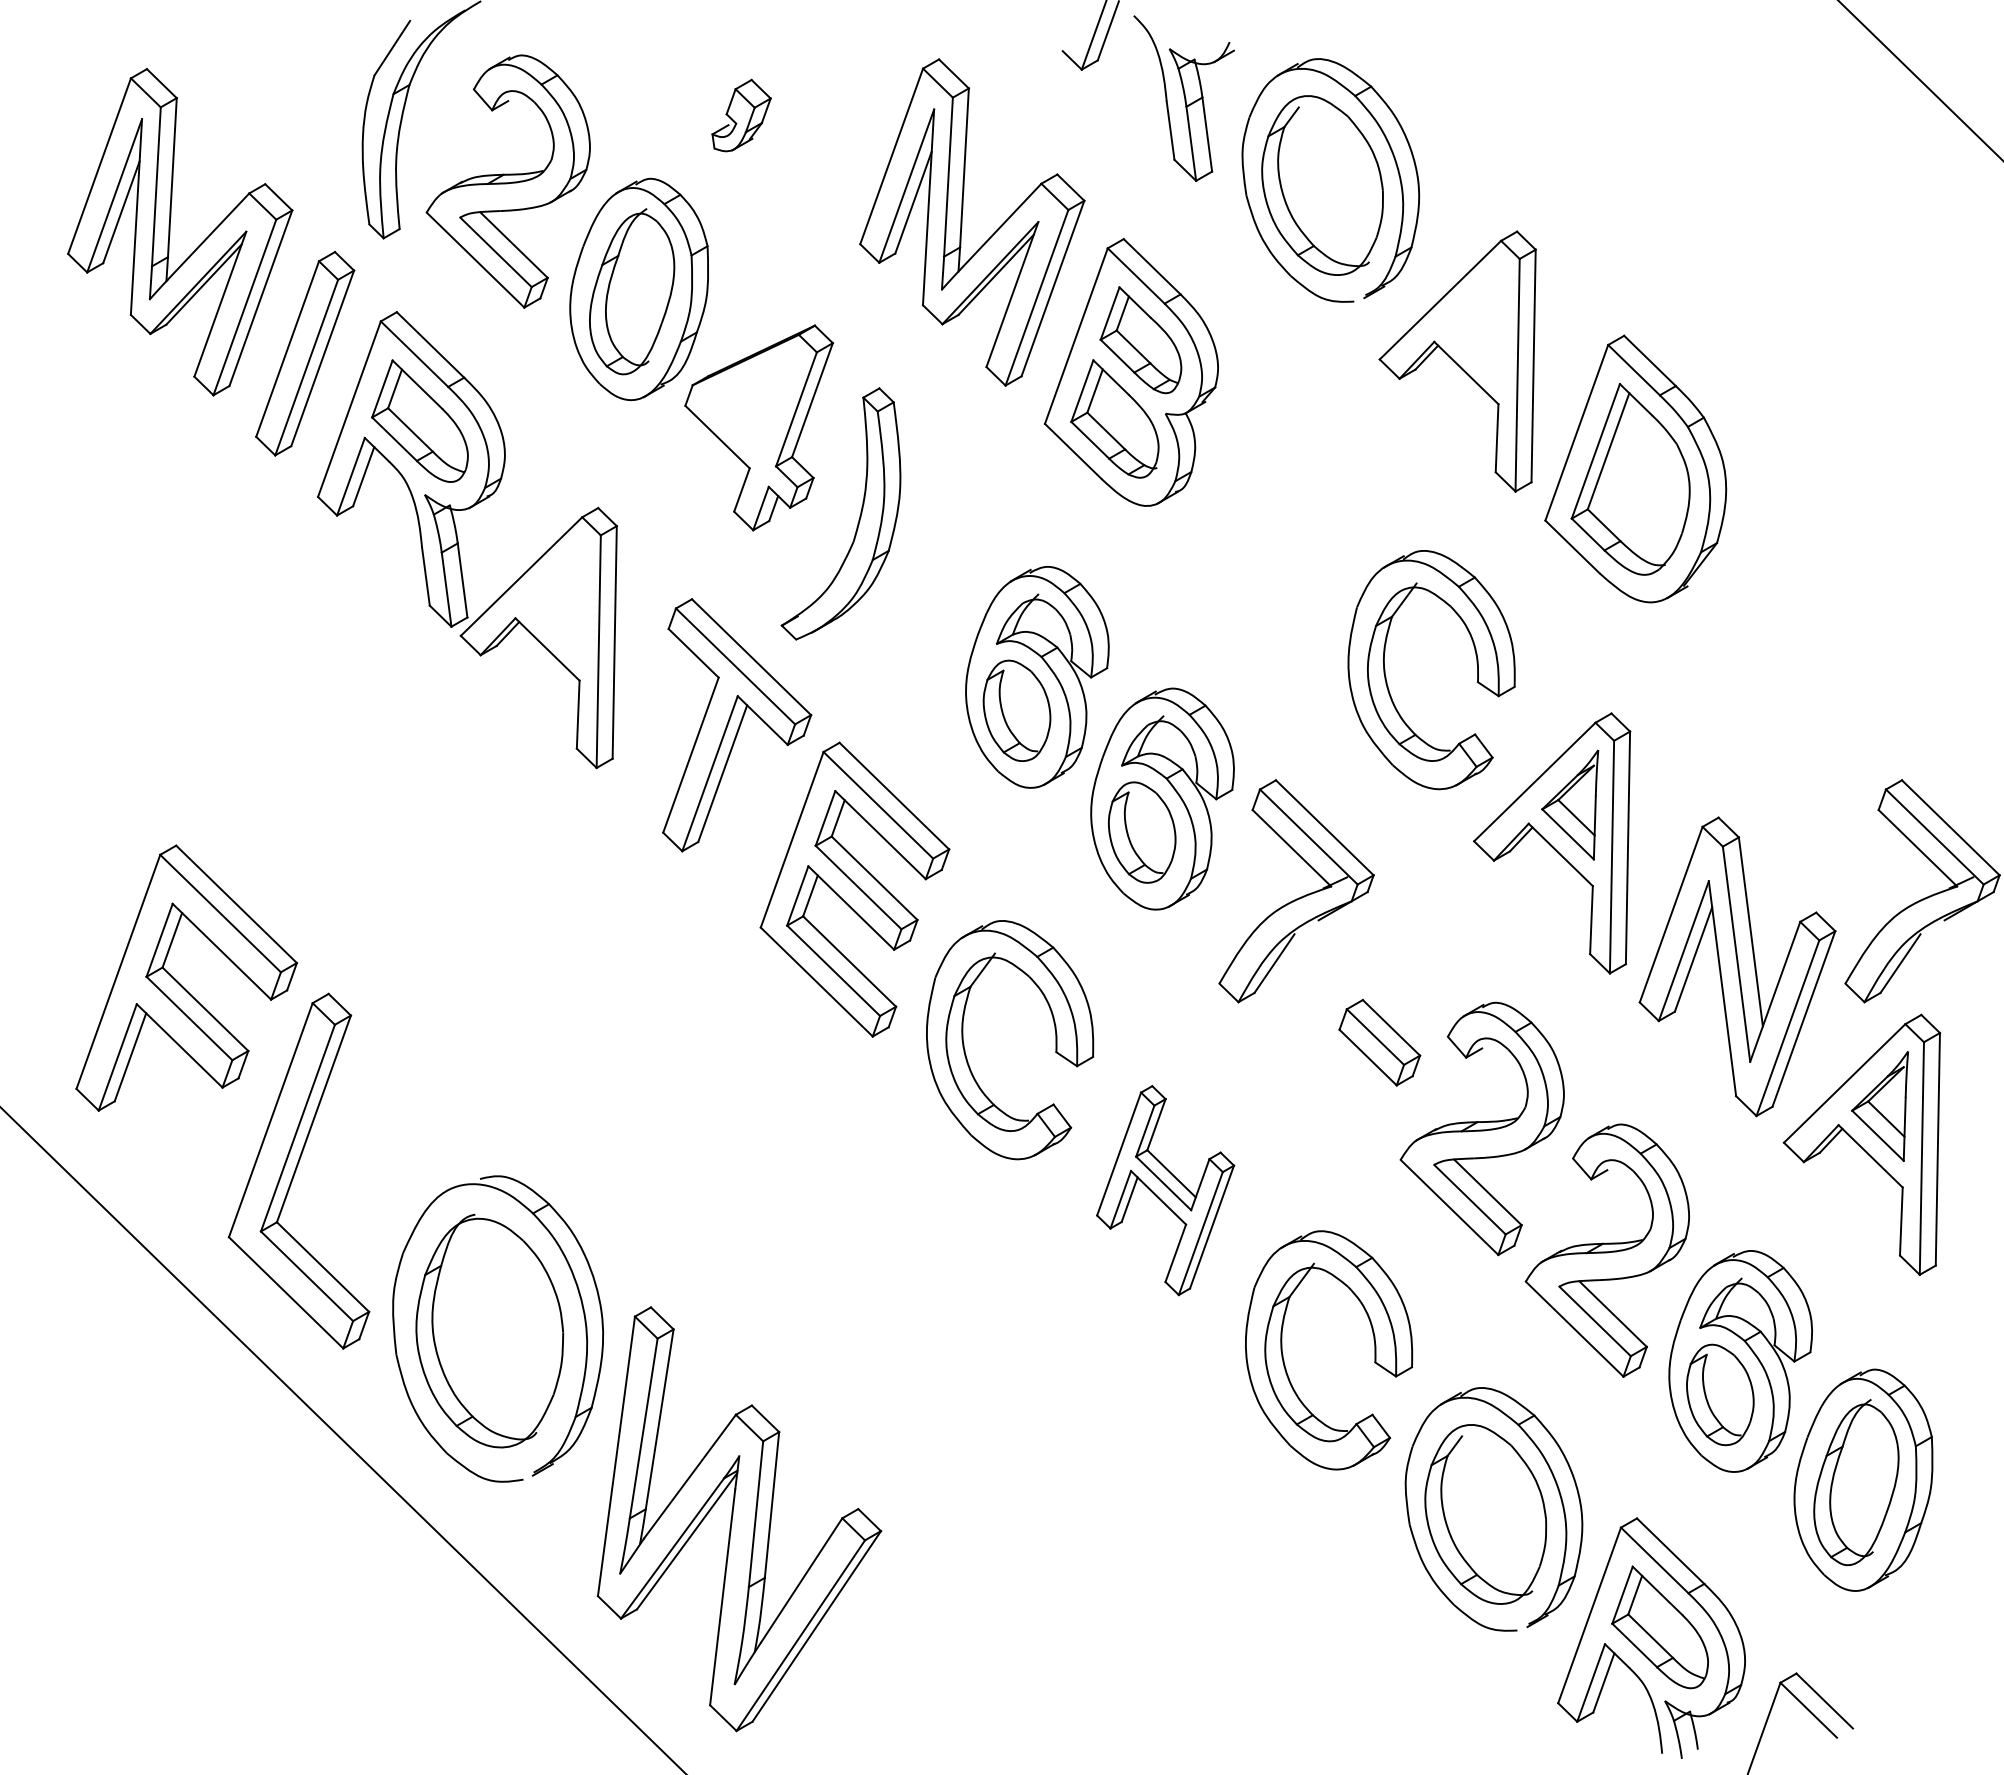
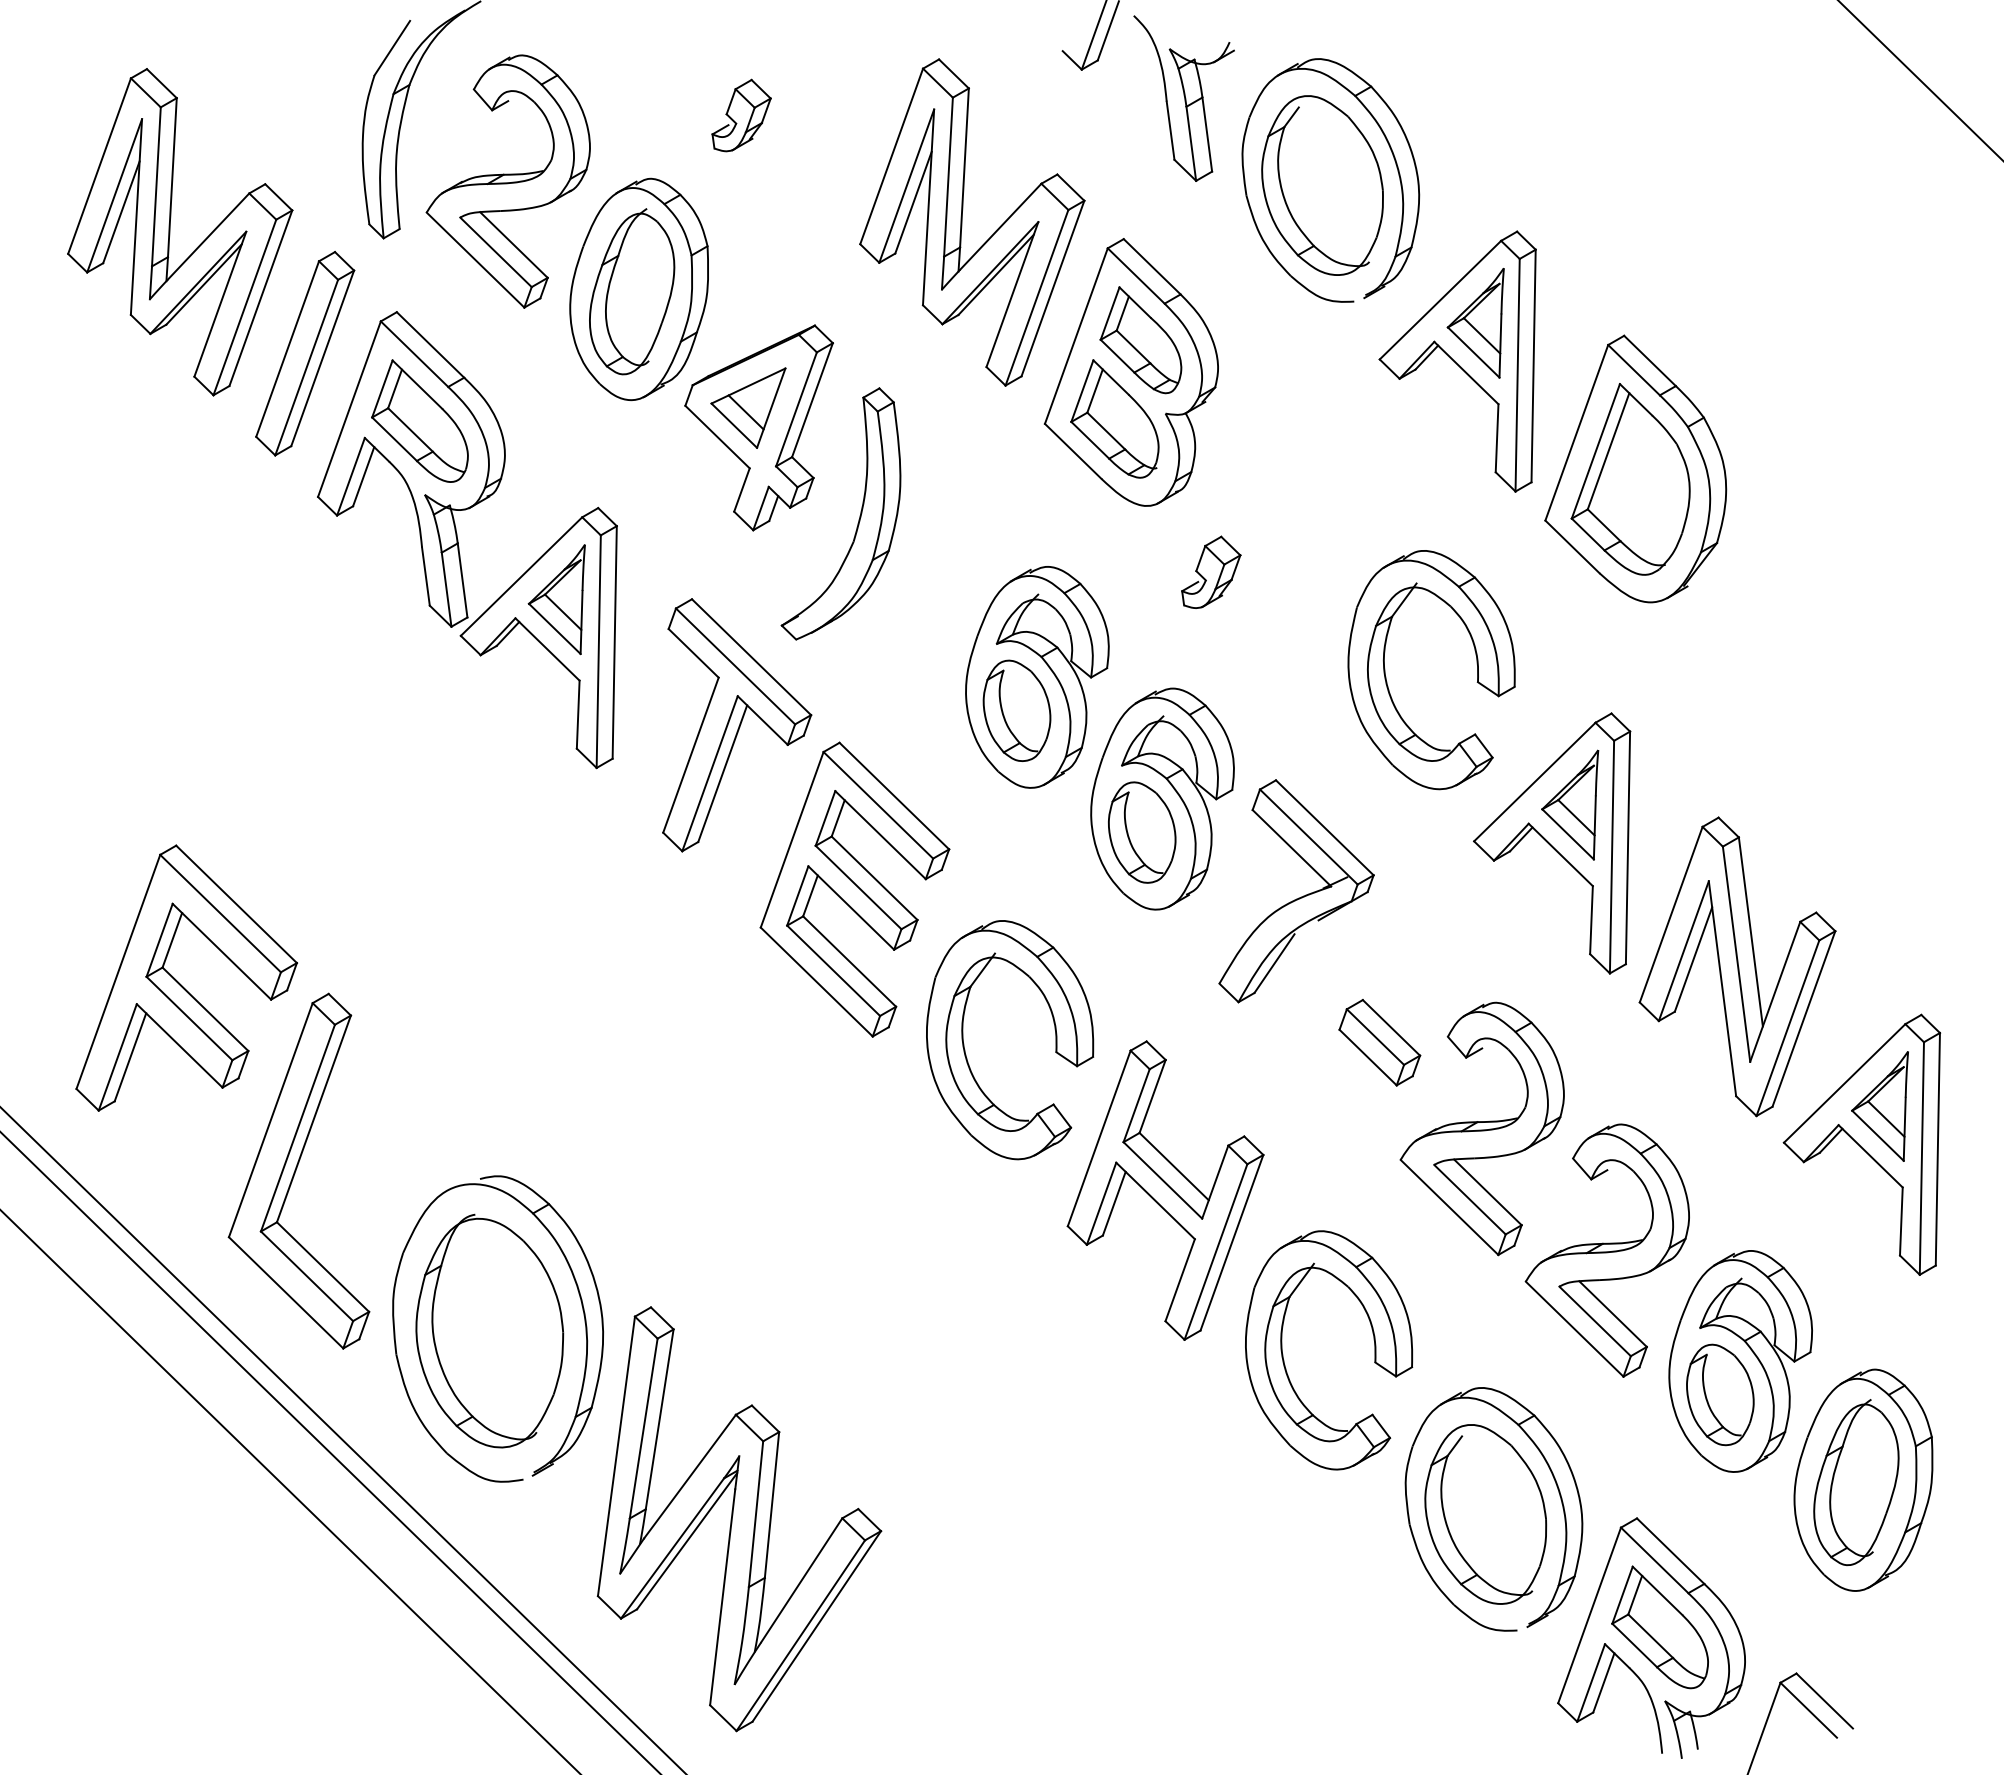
part: none -> present (1475, 323)
part: none -> present (748, 407)
part: none -> present (1211, 571)
part: none -> present (556, 599)
part: present -> none (1924, 897)
part size: 140x212 px -> 199x301 px (1165, 1190)
line: none -> present (330, 1452)
line: none -> present (290, 1491)
